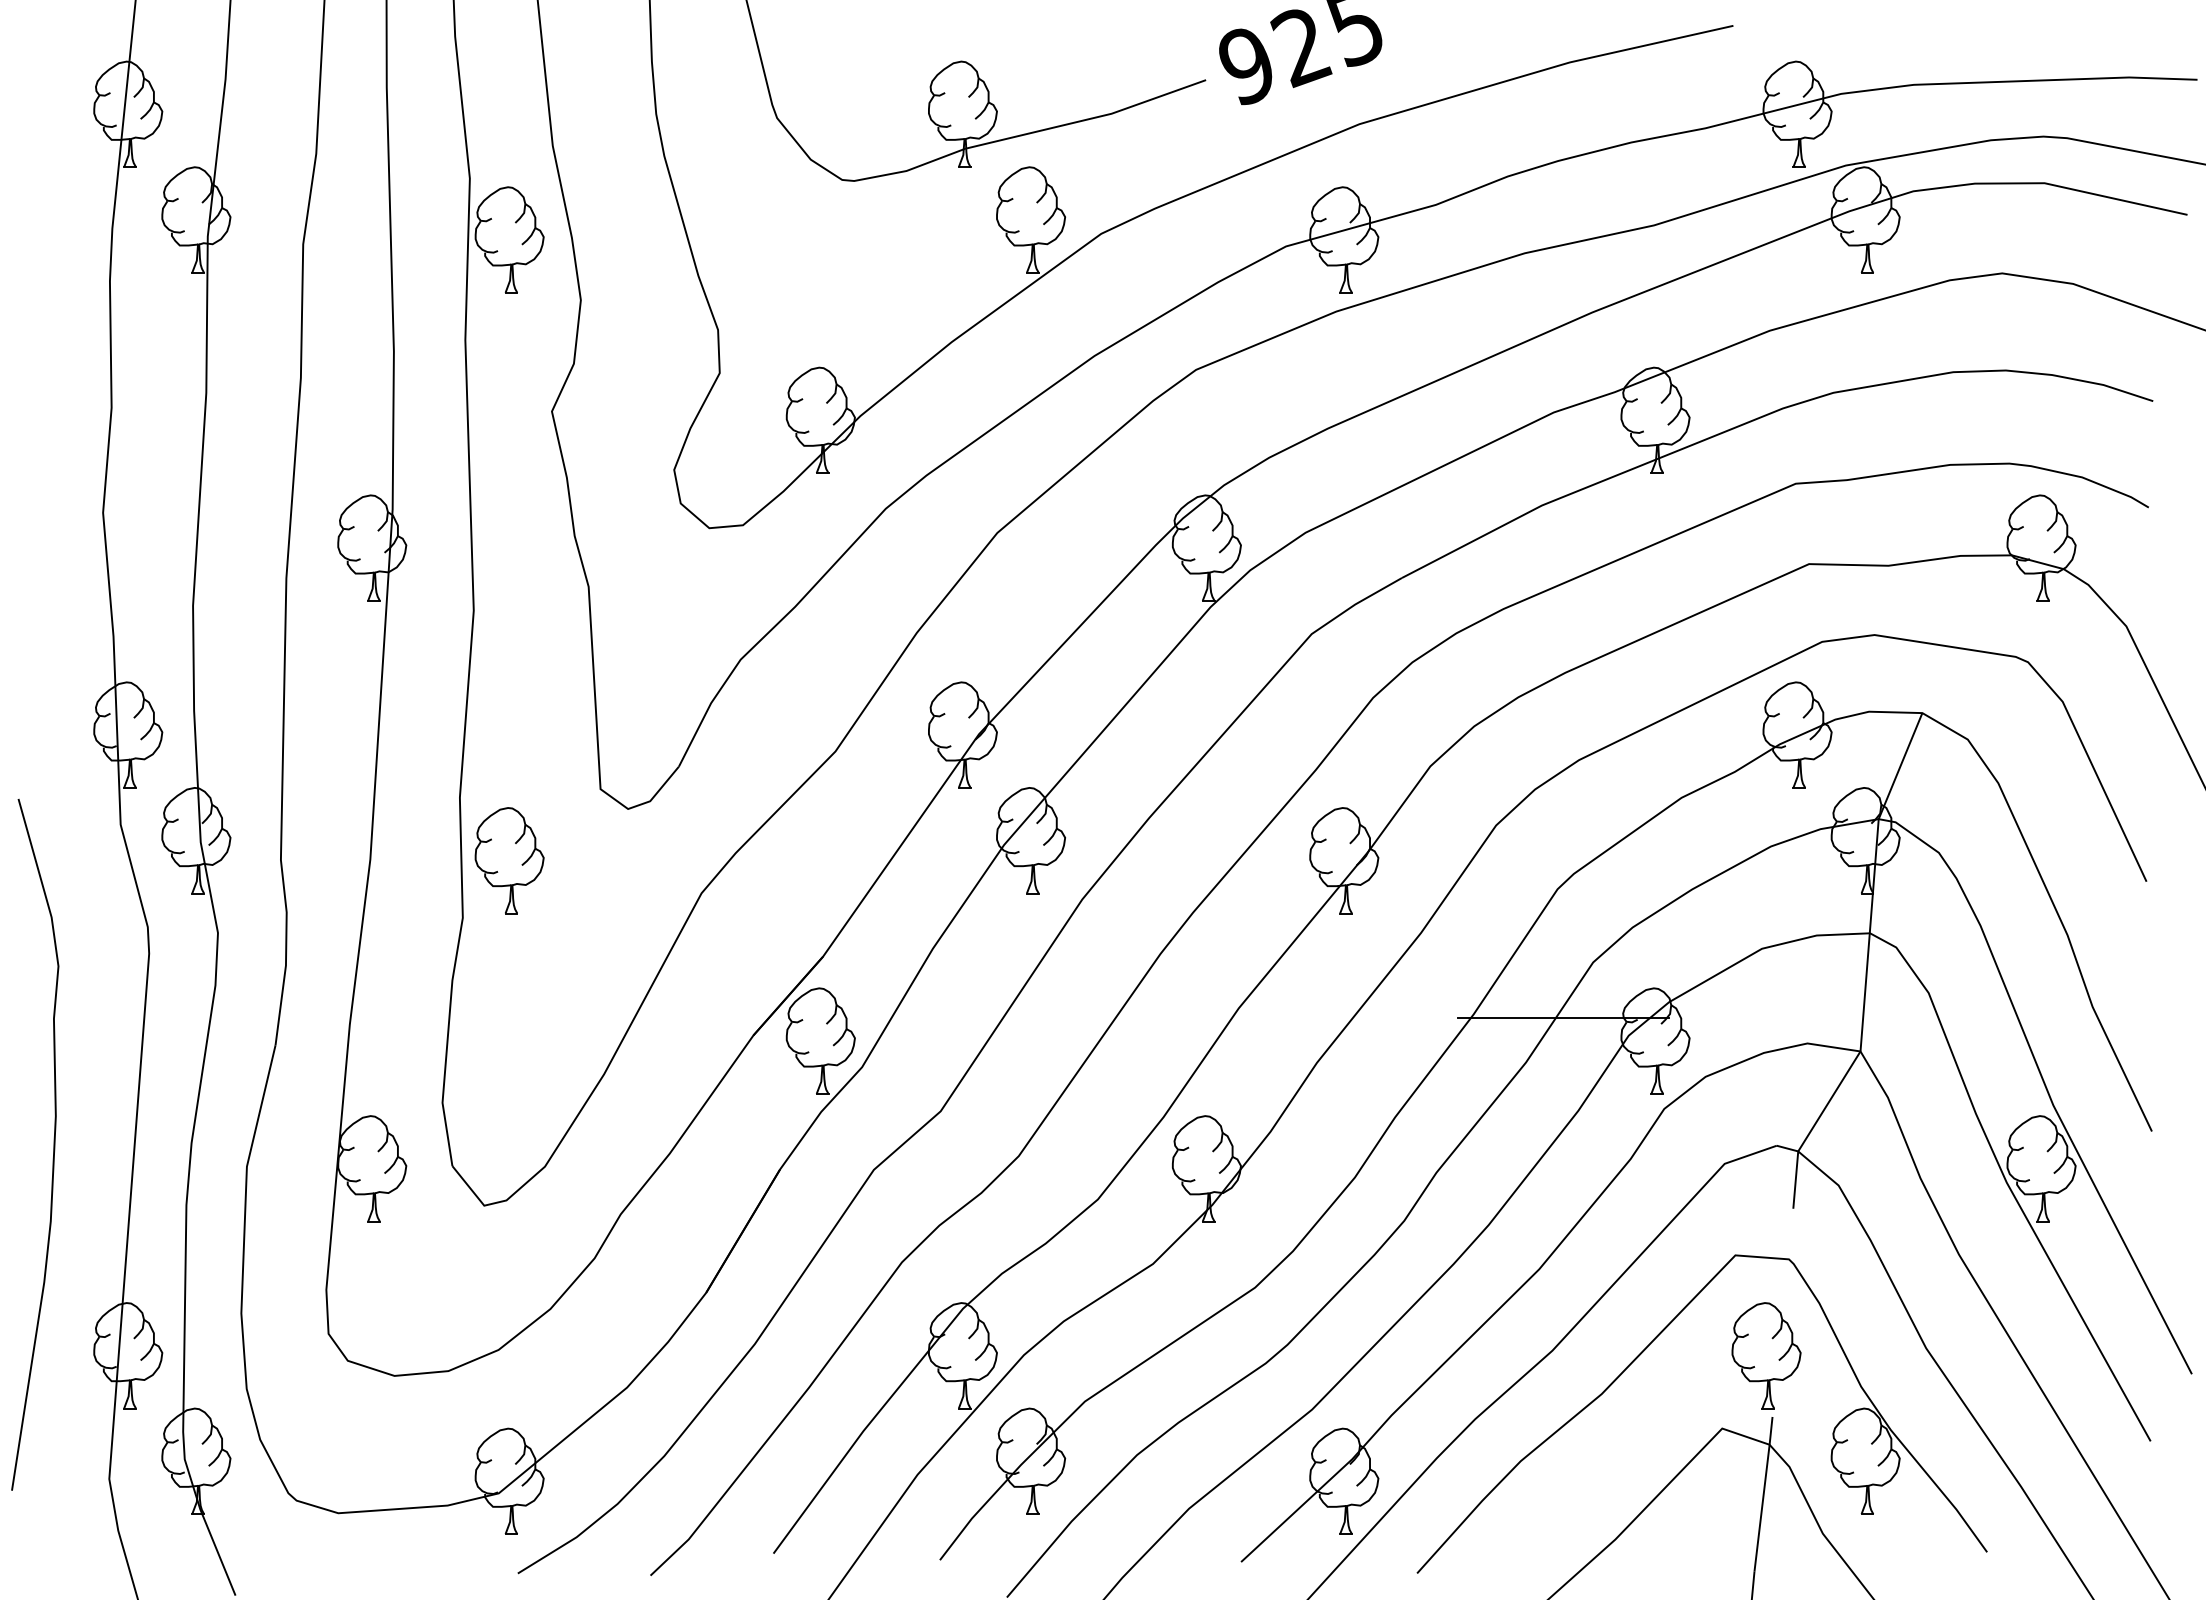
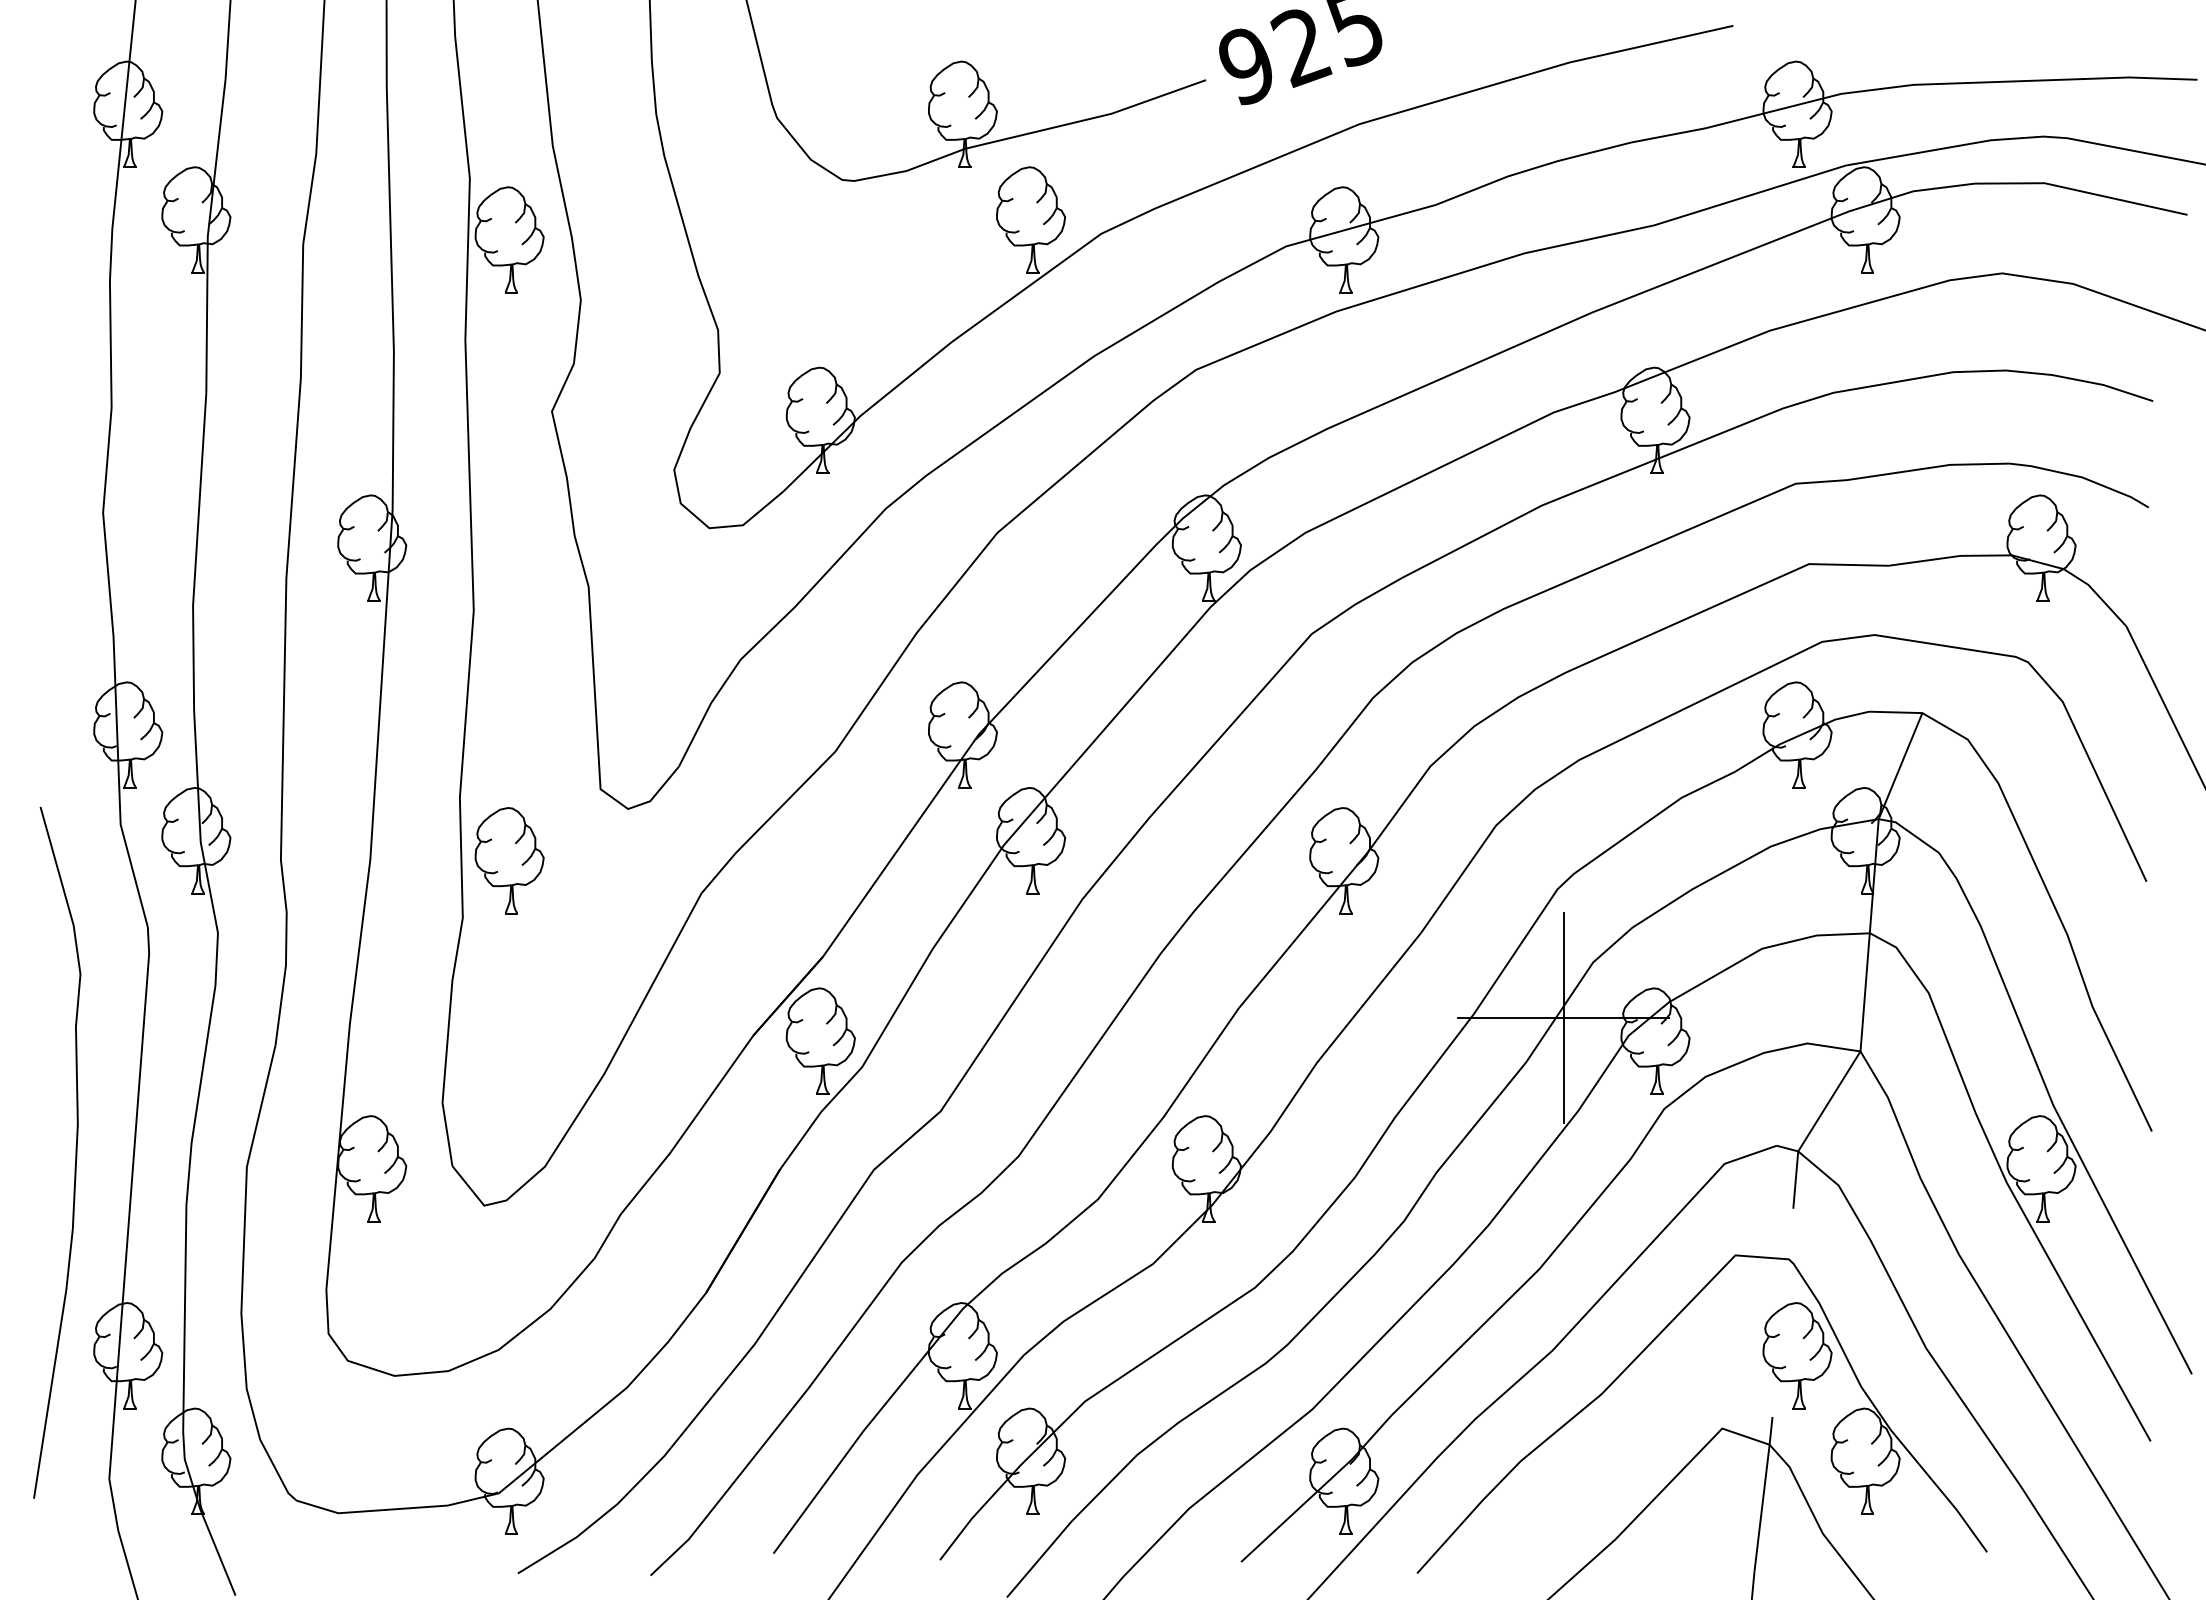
line: none -> present (1563, 1017)
curve position: (53, 1144) -> (75, 1152) (75, 1152)
part position: (1766, 1355) -> (1797, 1355) (1797, 1355)
